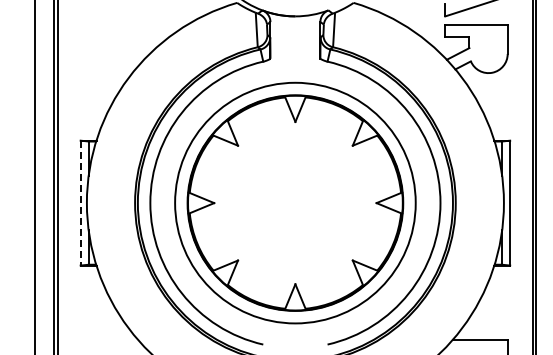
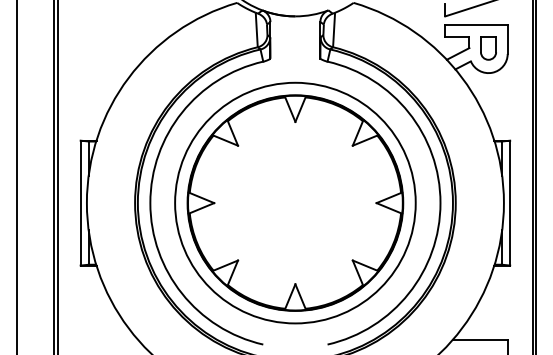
part: none -> present (488, 48)
line position: (34, 176) -> (16, 176) (16, 176)
line: dashed -> solid (80, 203)
